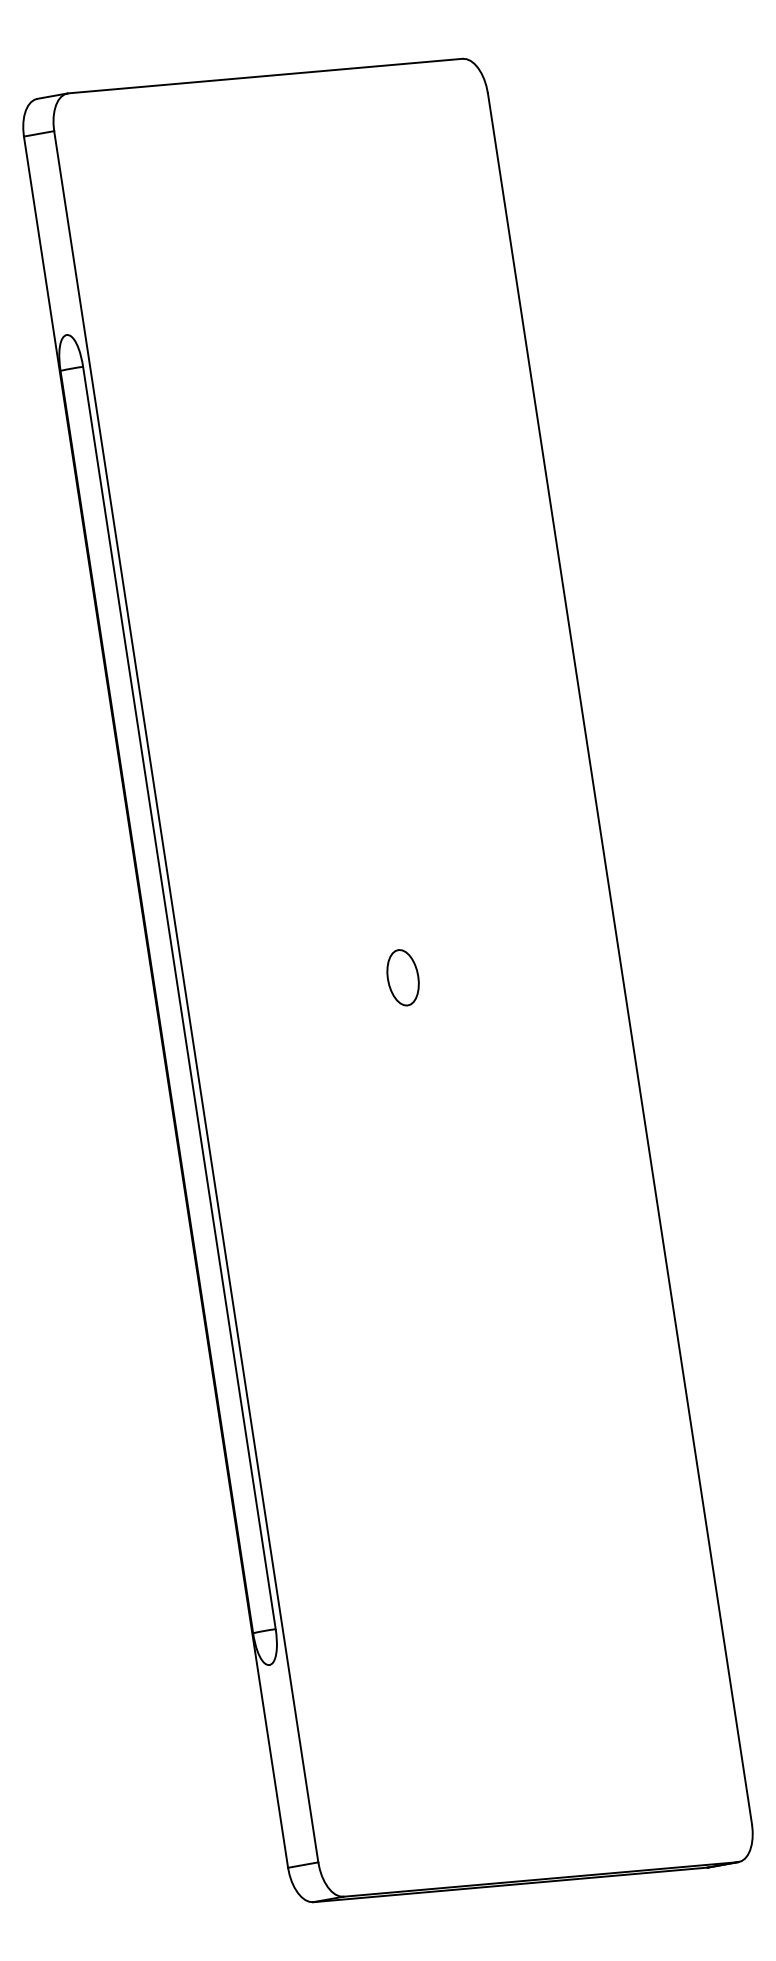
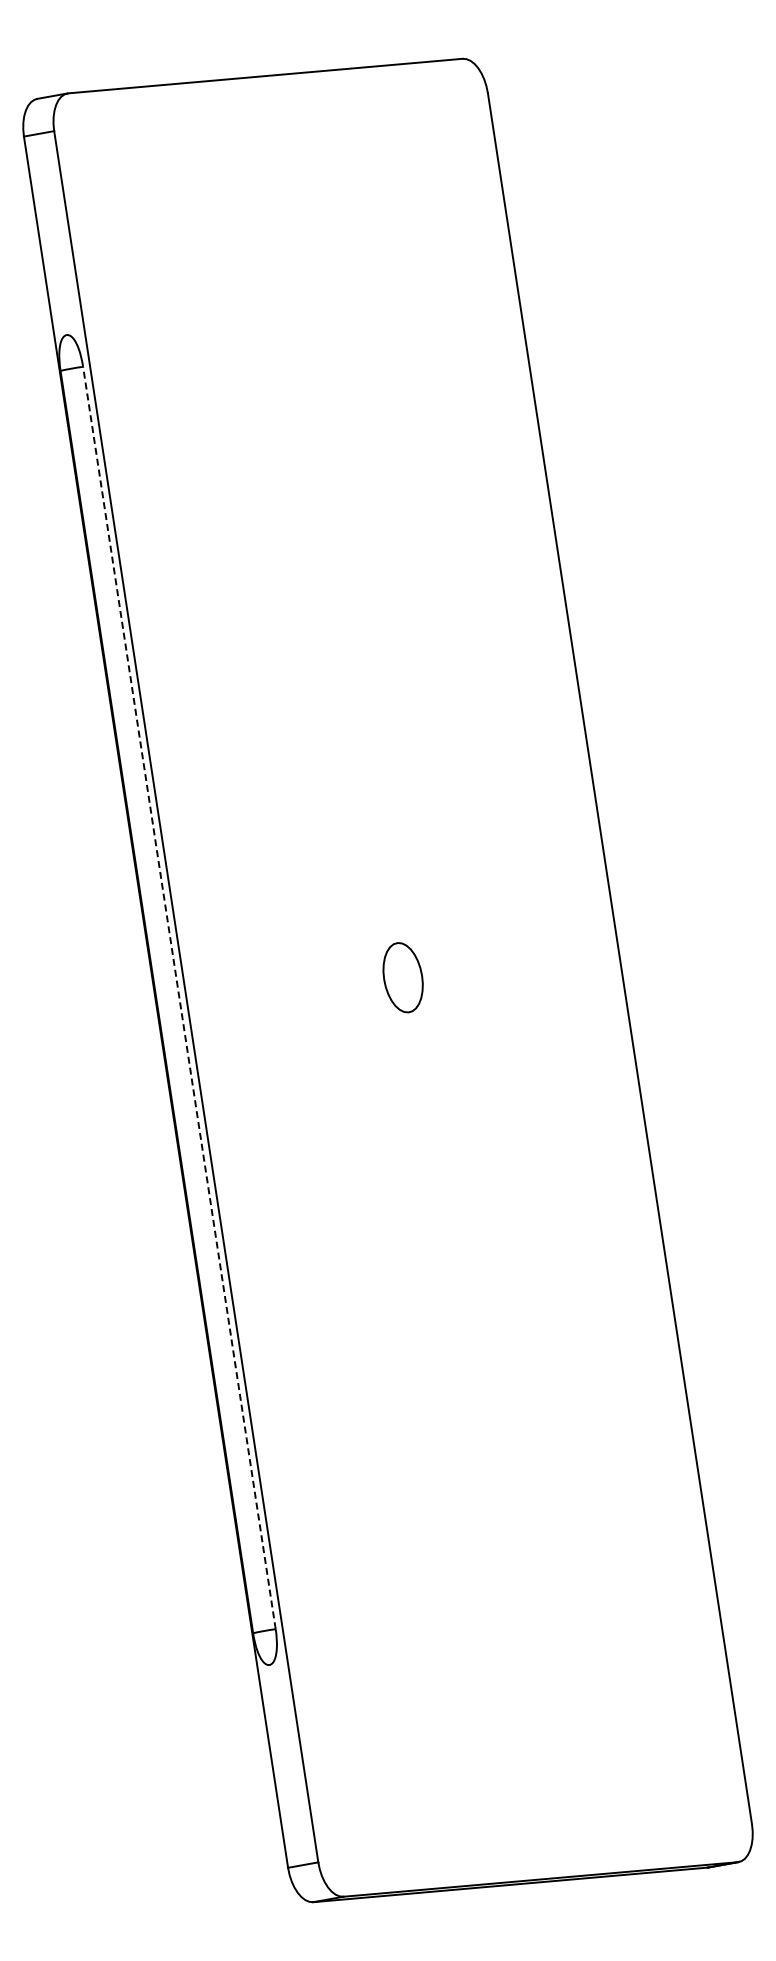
part size: 34x58 px -> 42x72 px (402, 977)
line: solid -> dashed (179, 997)
